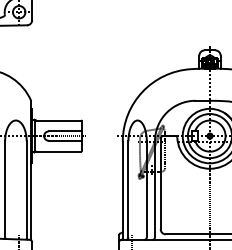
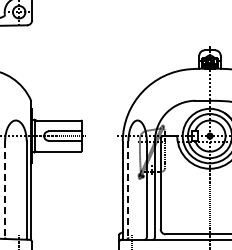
line: solid -> dashed (5, 189)
line: solid -> dashed (128, 189)
